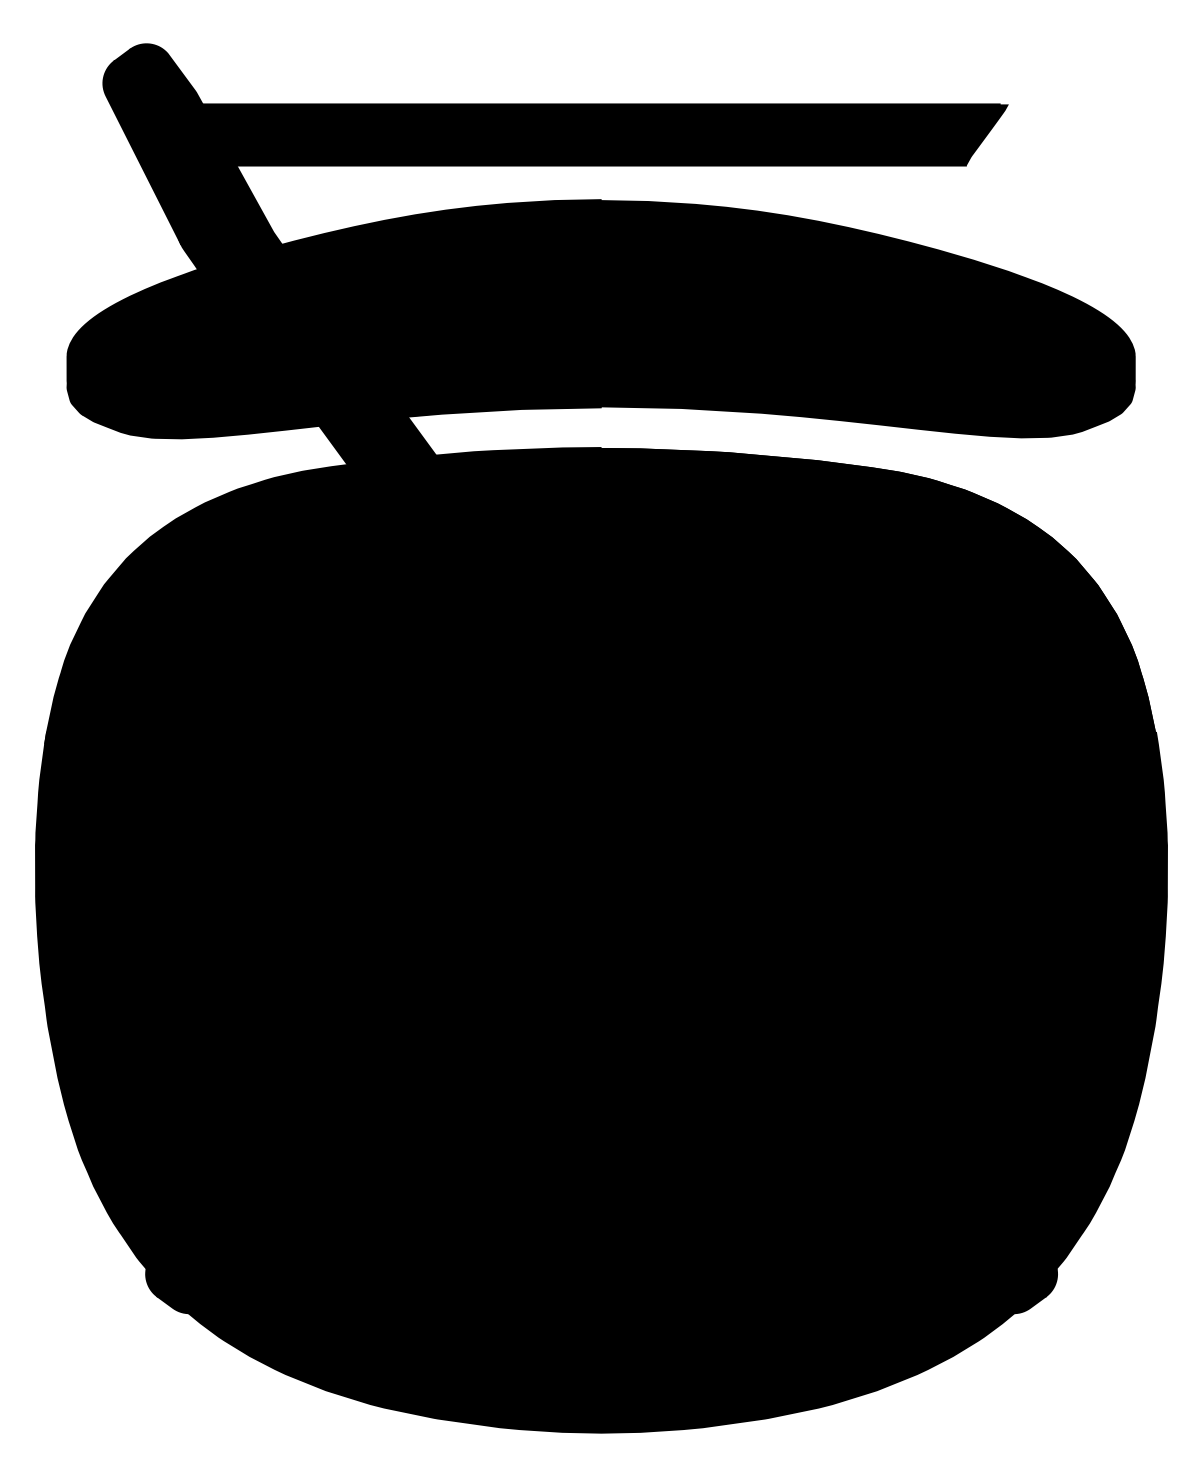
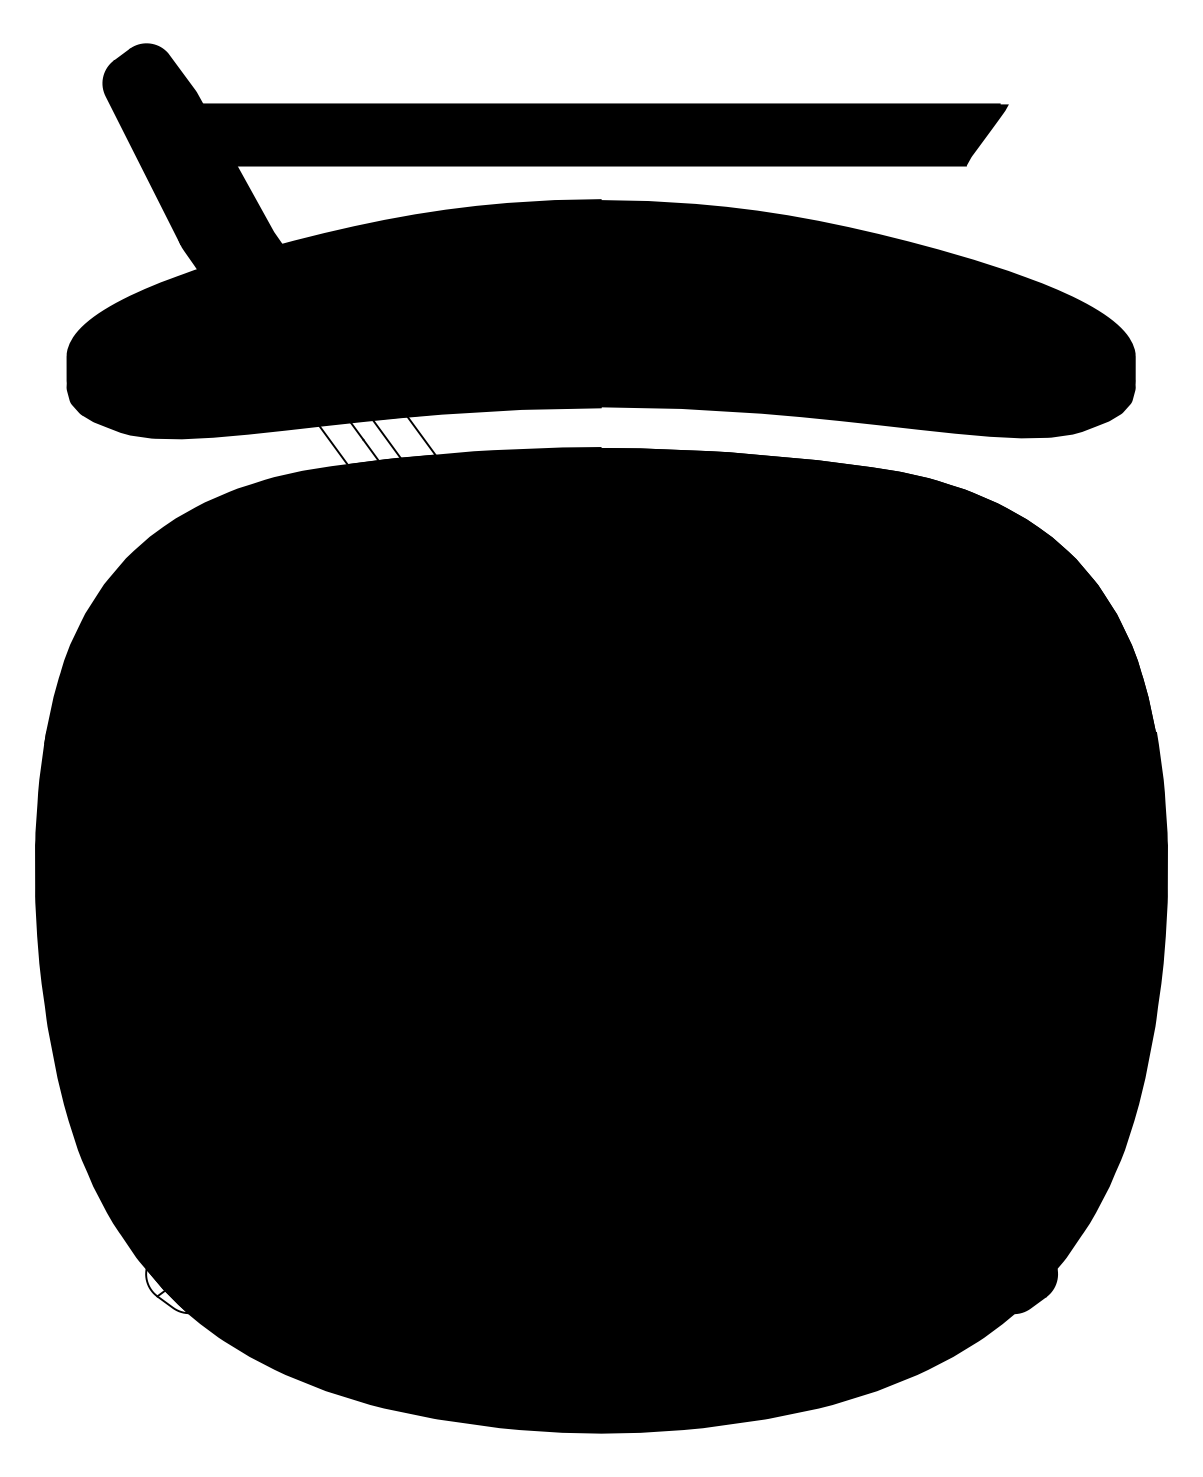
fill: present -> none (369, 430)
fill: present -> none (167, 1290)
